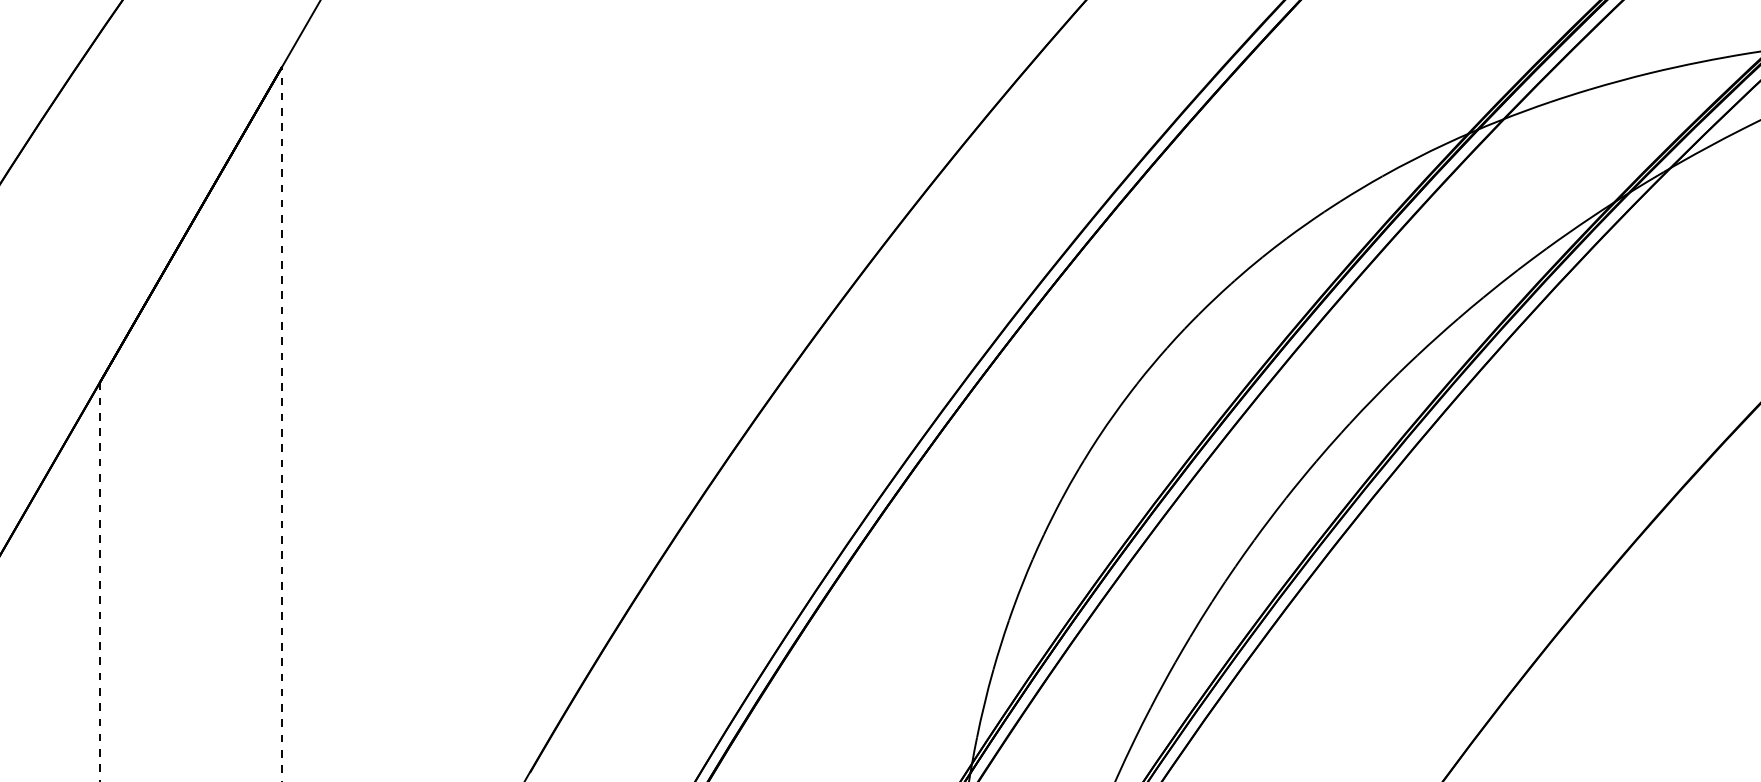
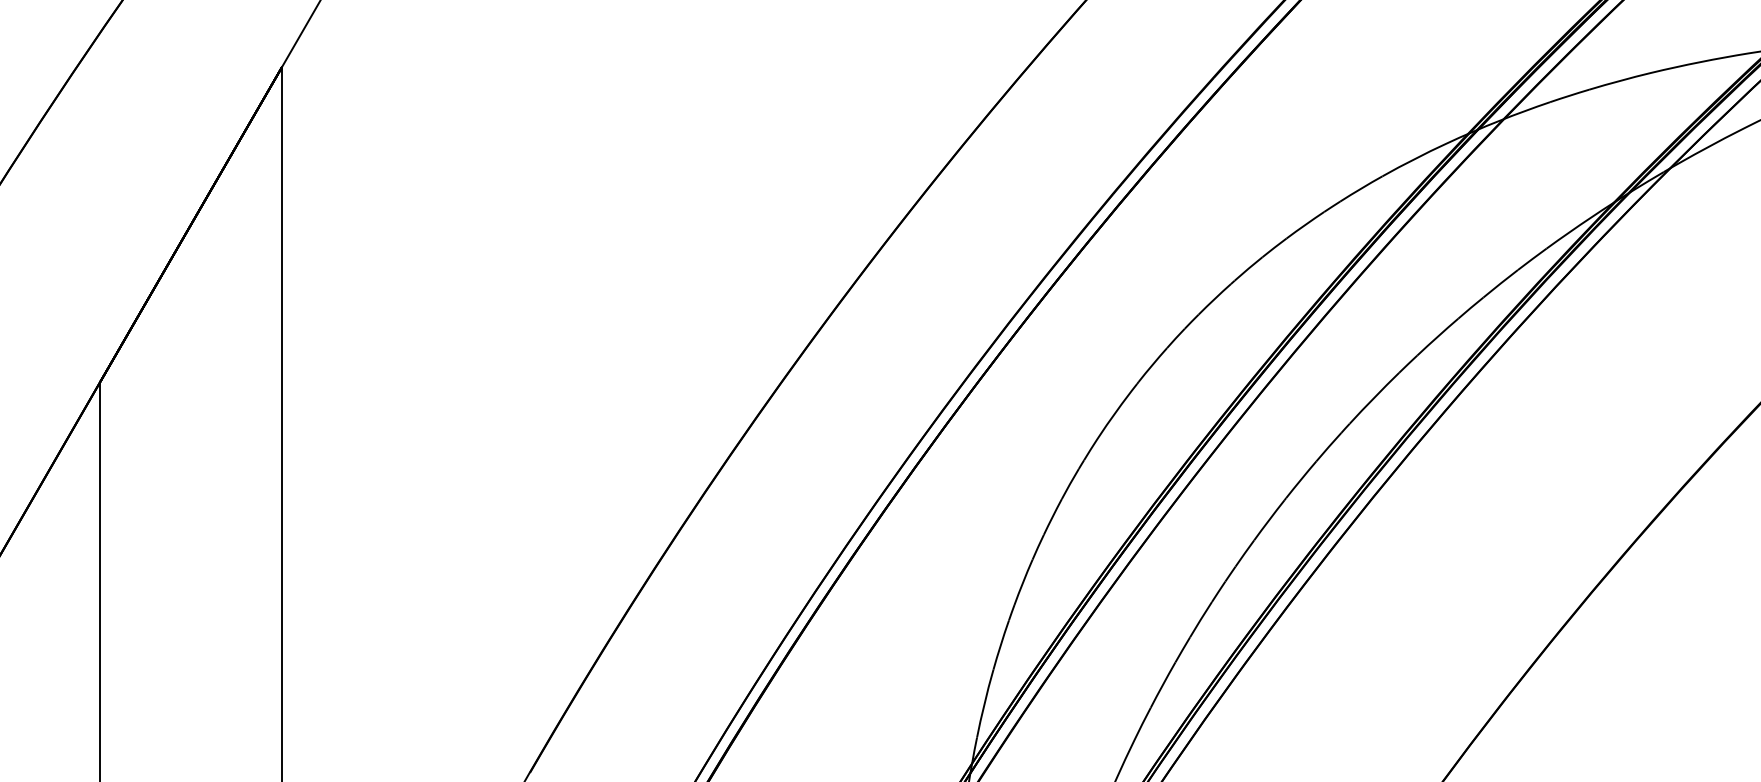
line: dashed -> solid (282, 423)
line: dashed -> solid (100, 582)
